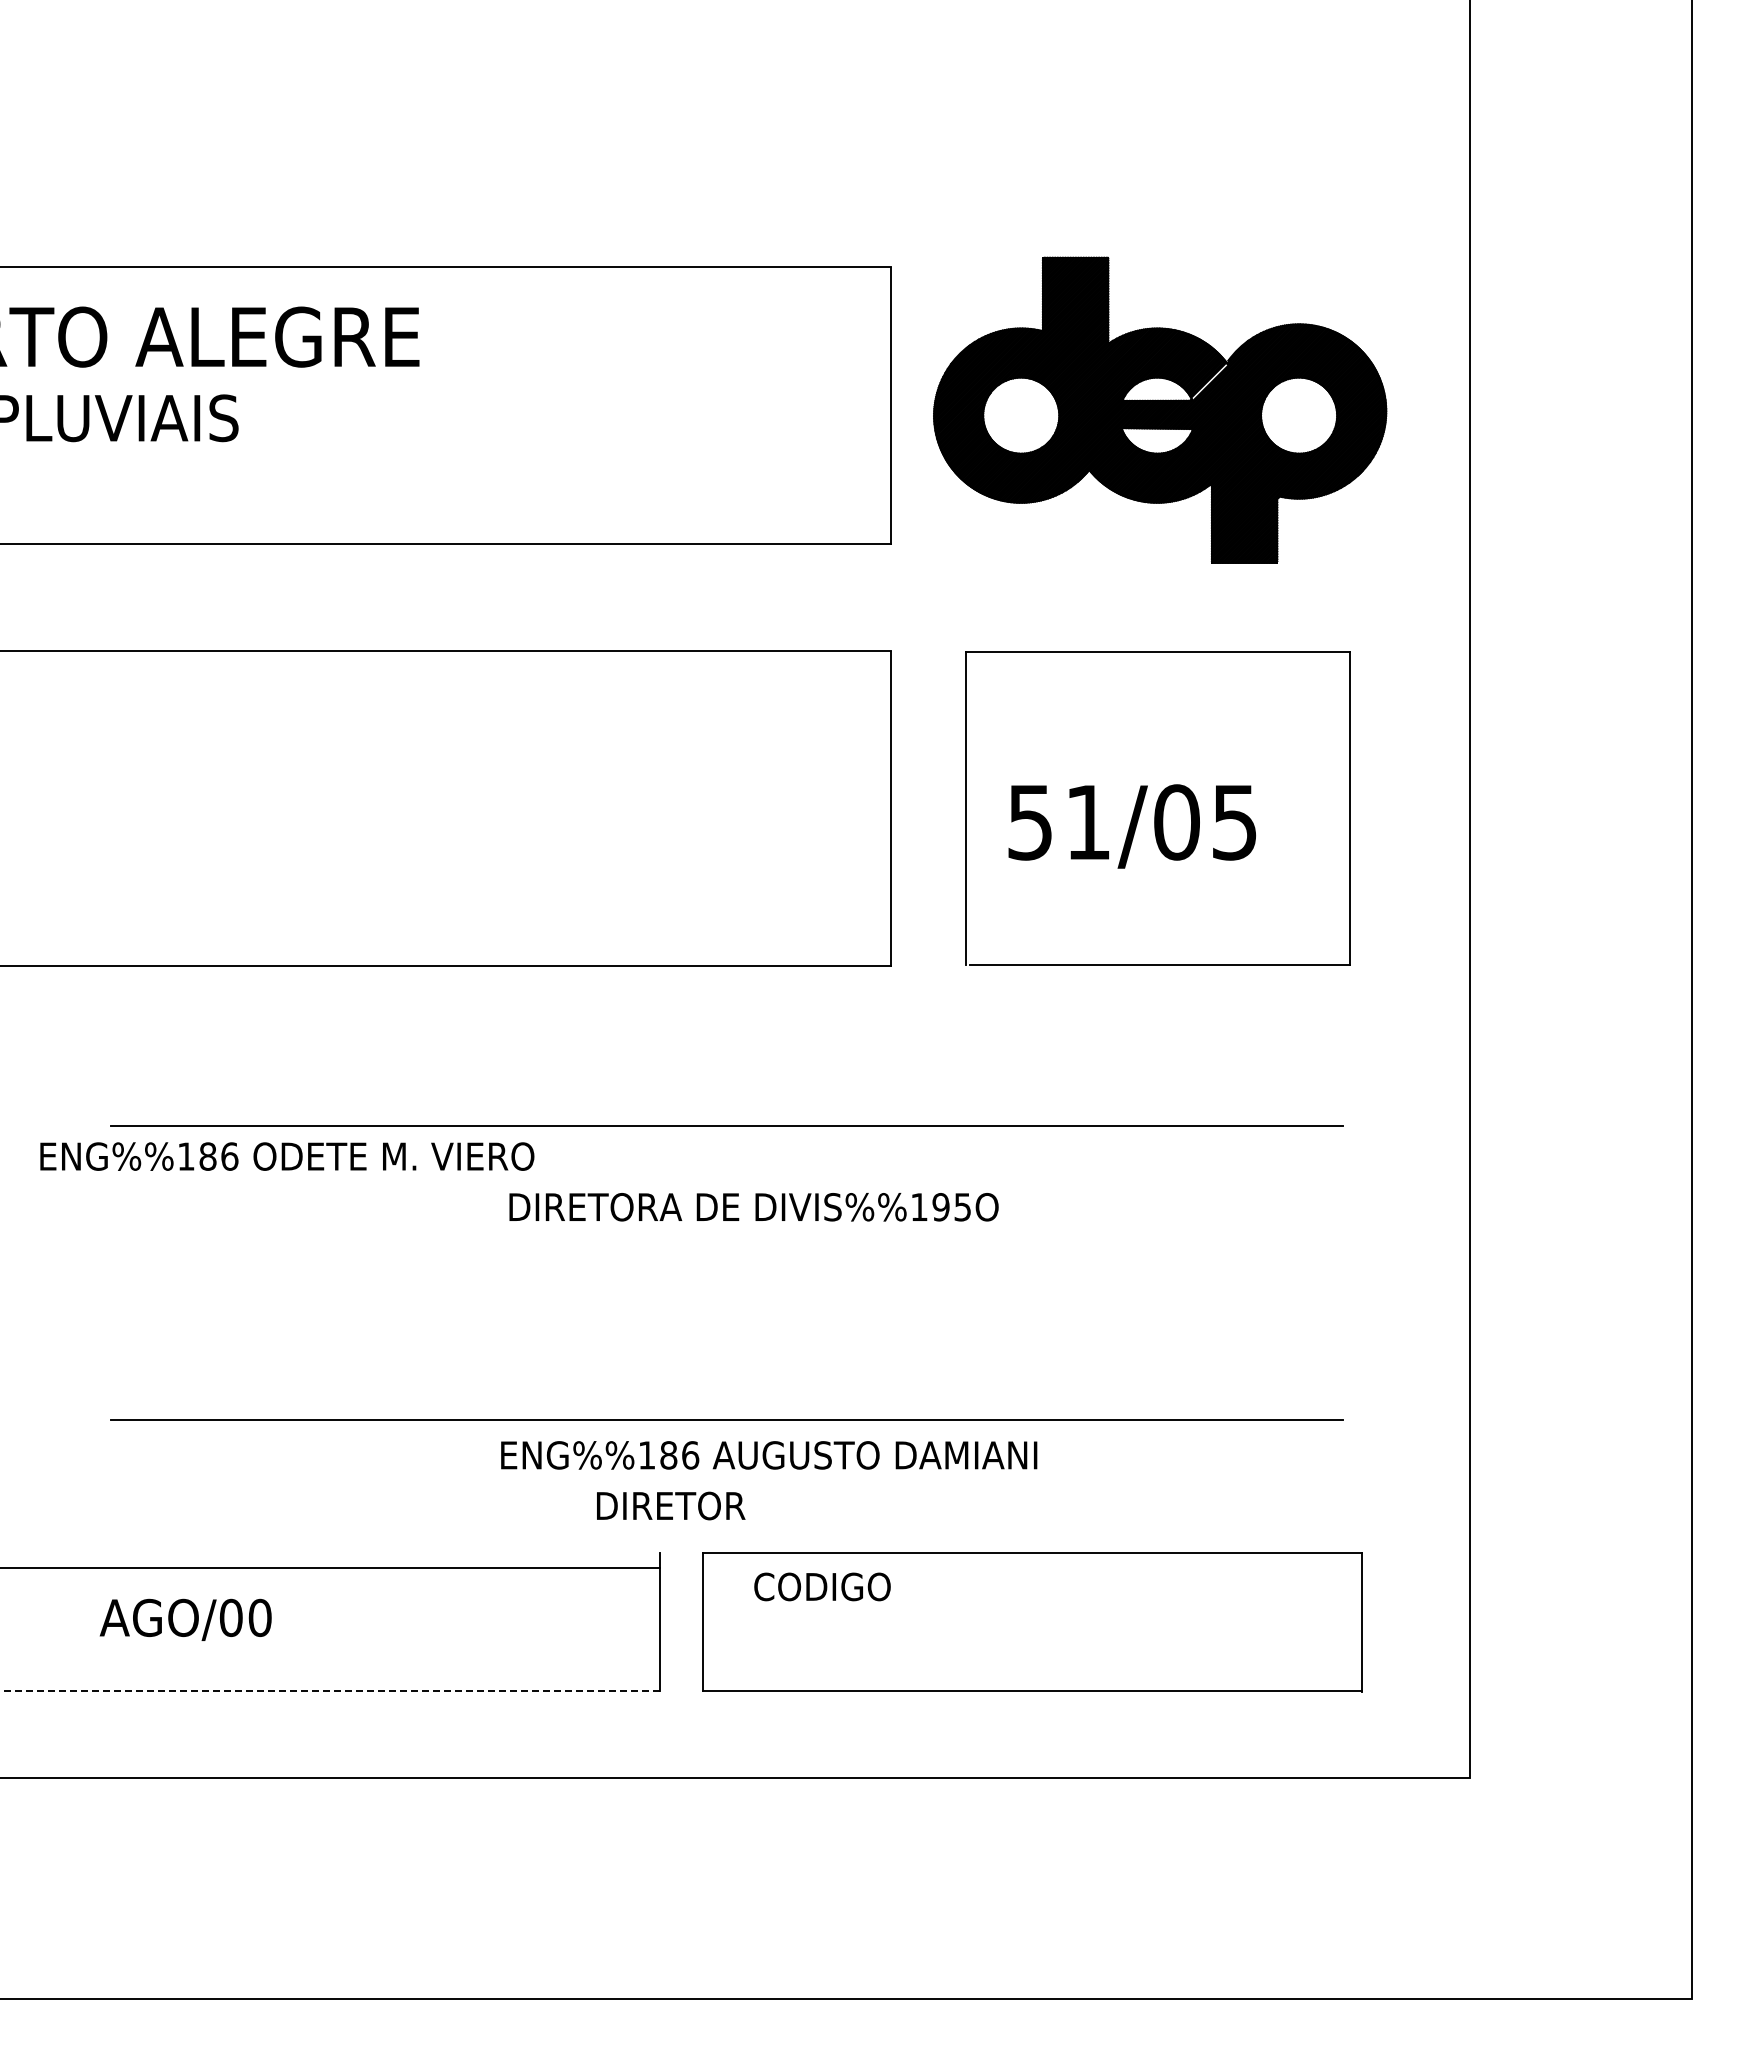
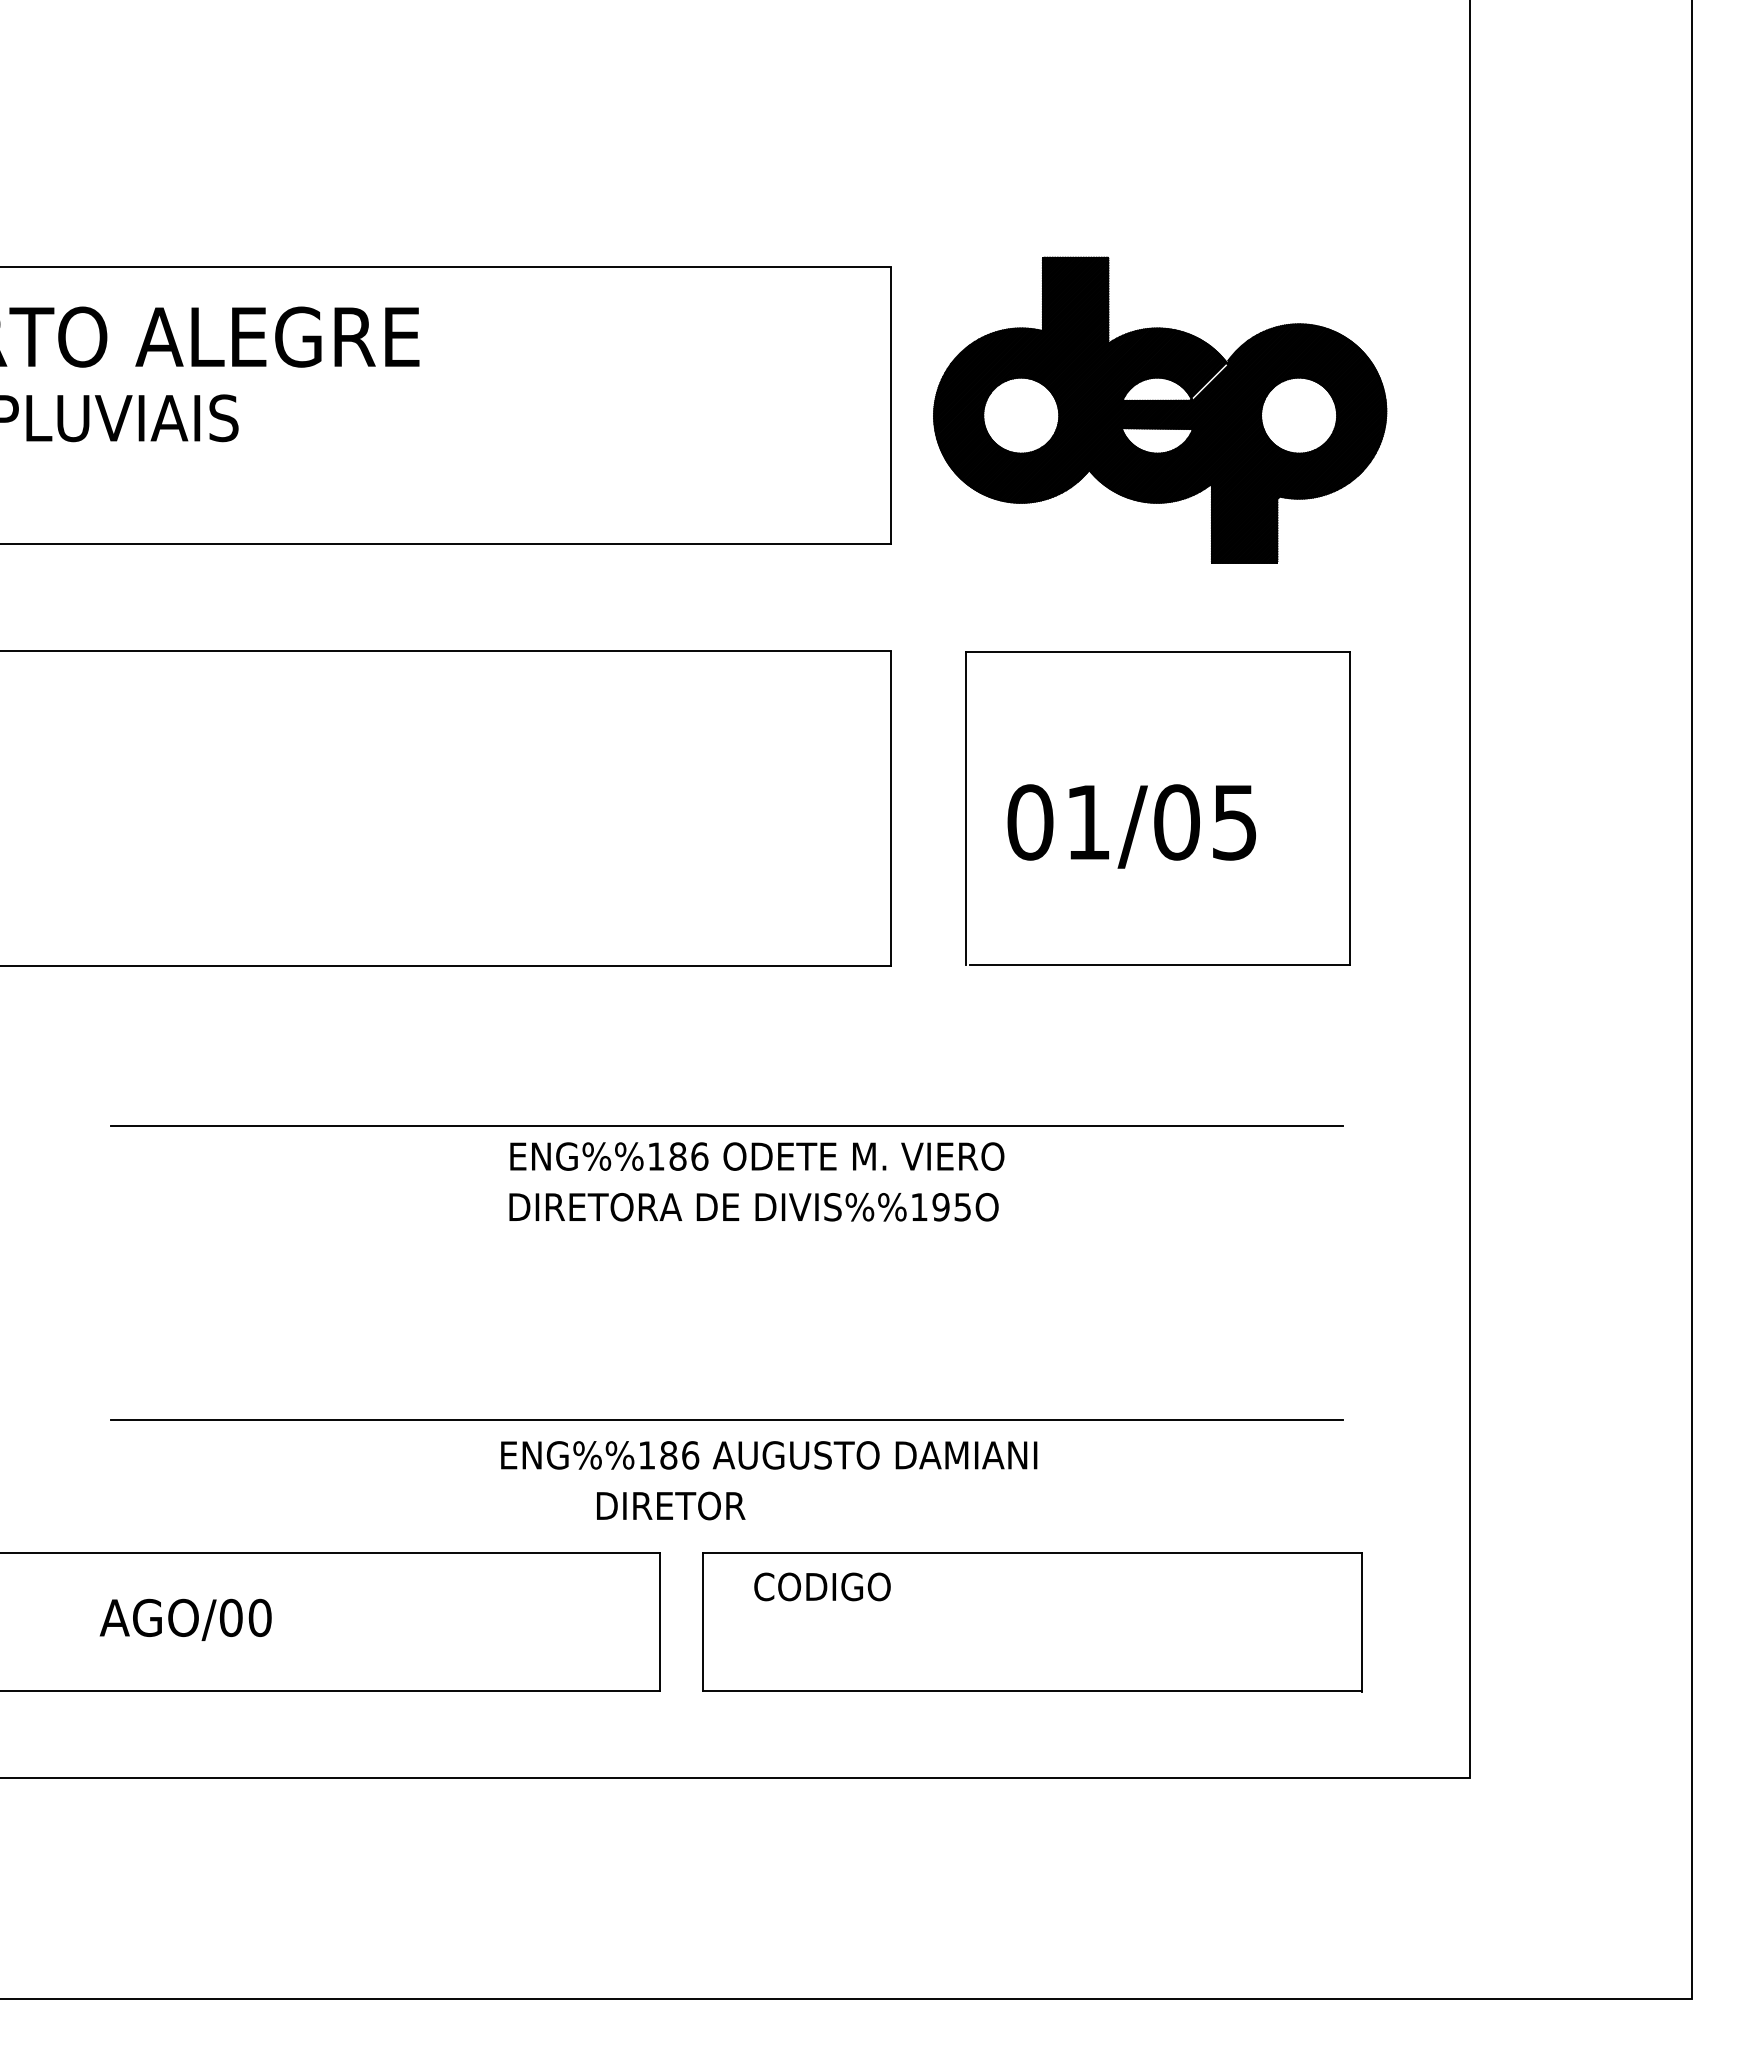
text: 51/05 -> 01/05 (1030, 822)
text position: (287, 1156) -> (757, 1156) (757, 1156)
line position: (330, 1568) -> (330, 1553) (330, 1553)
line: dashed -> solid (330, 1691)
